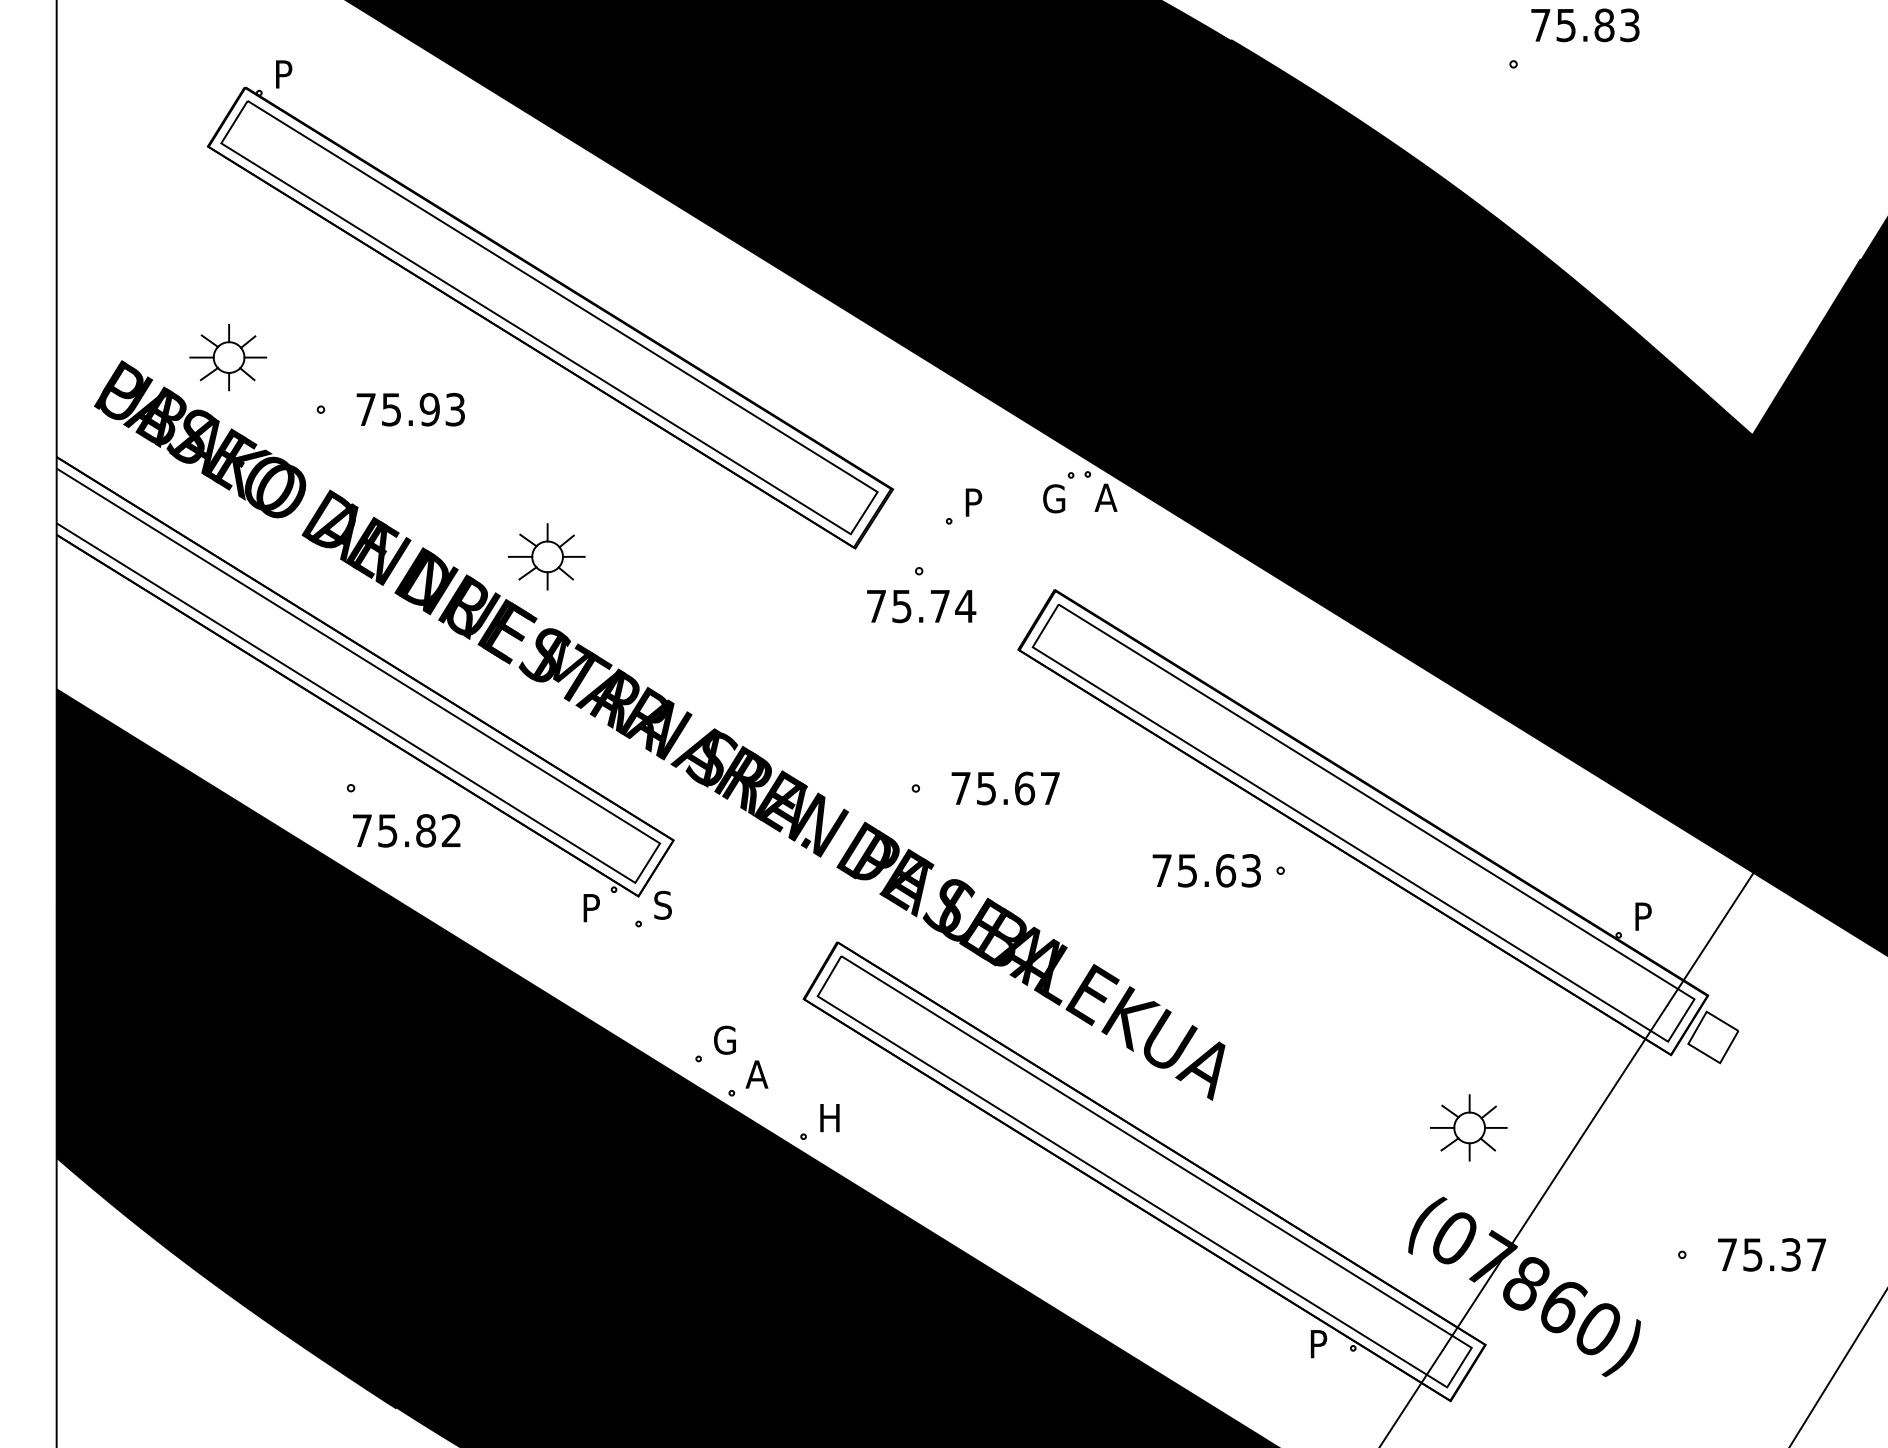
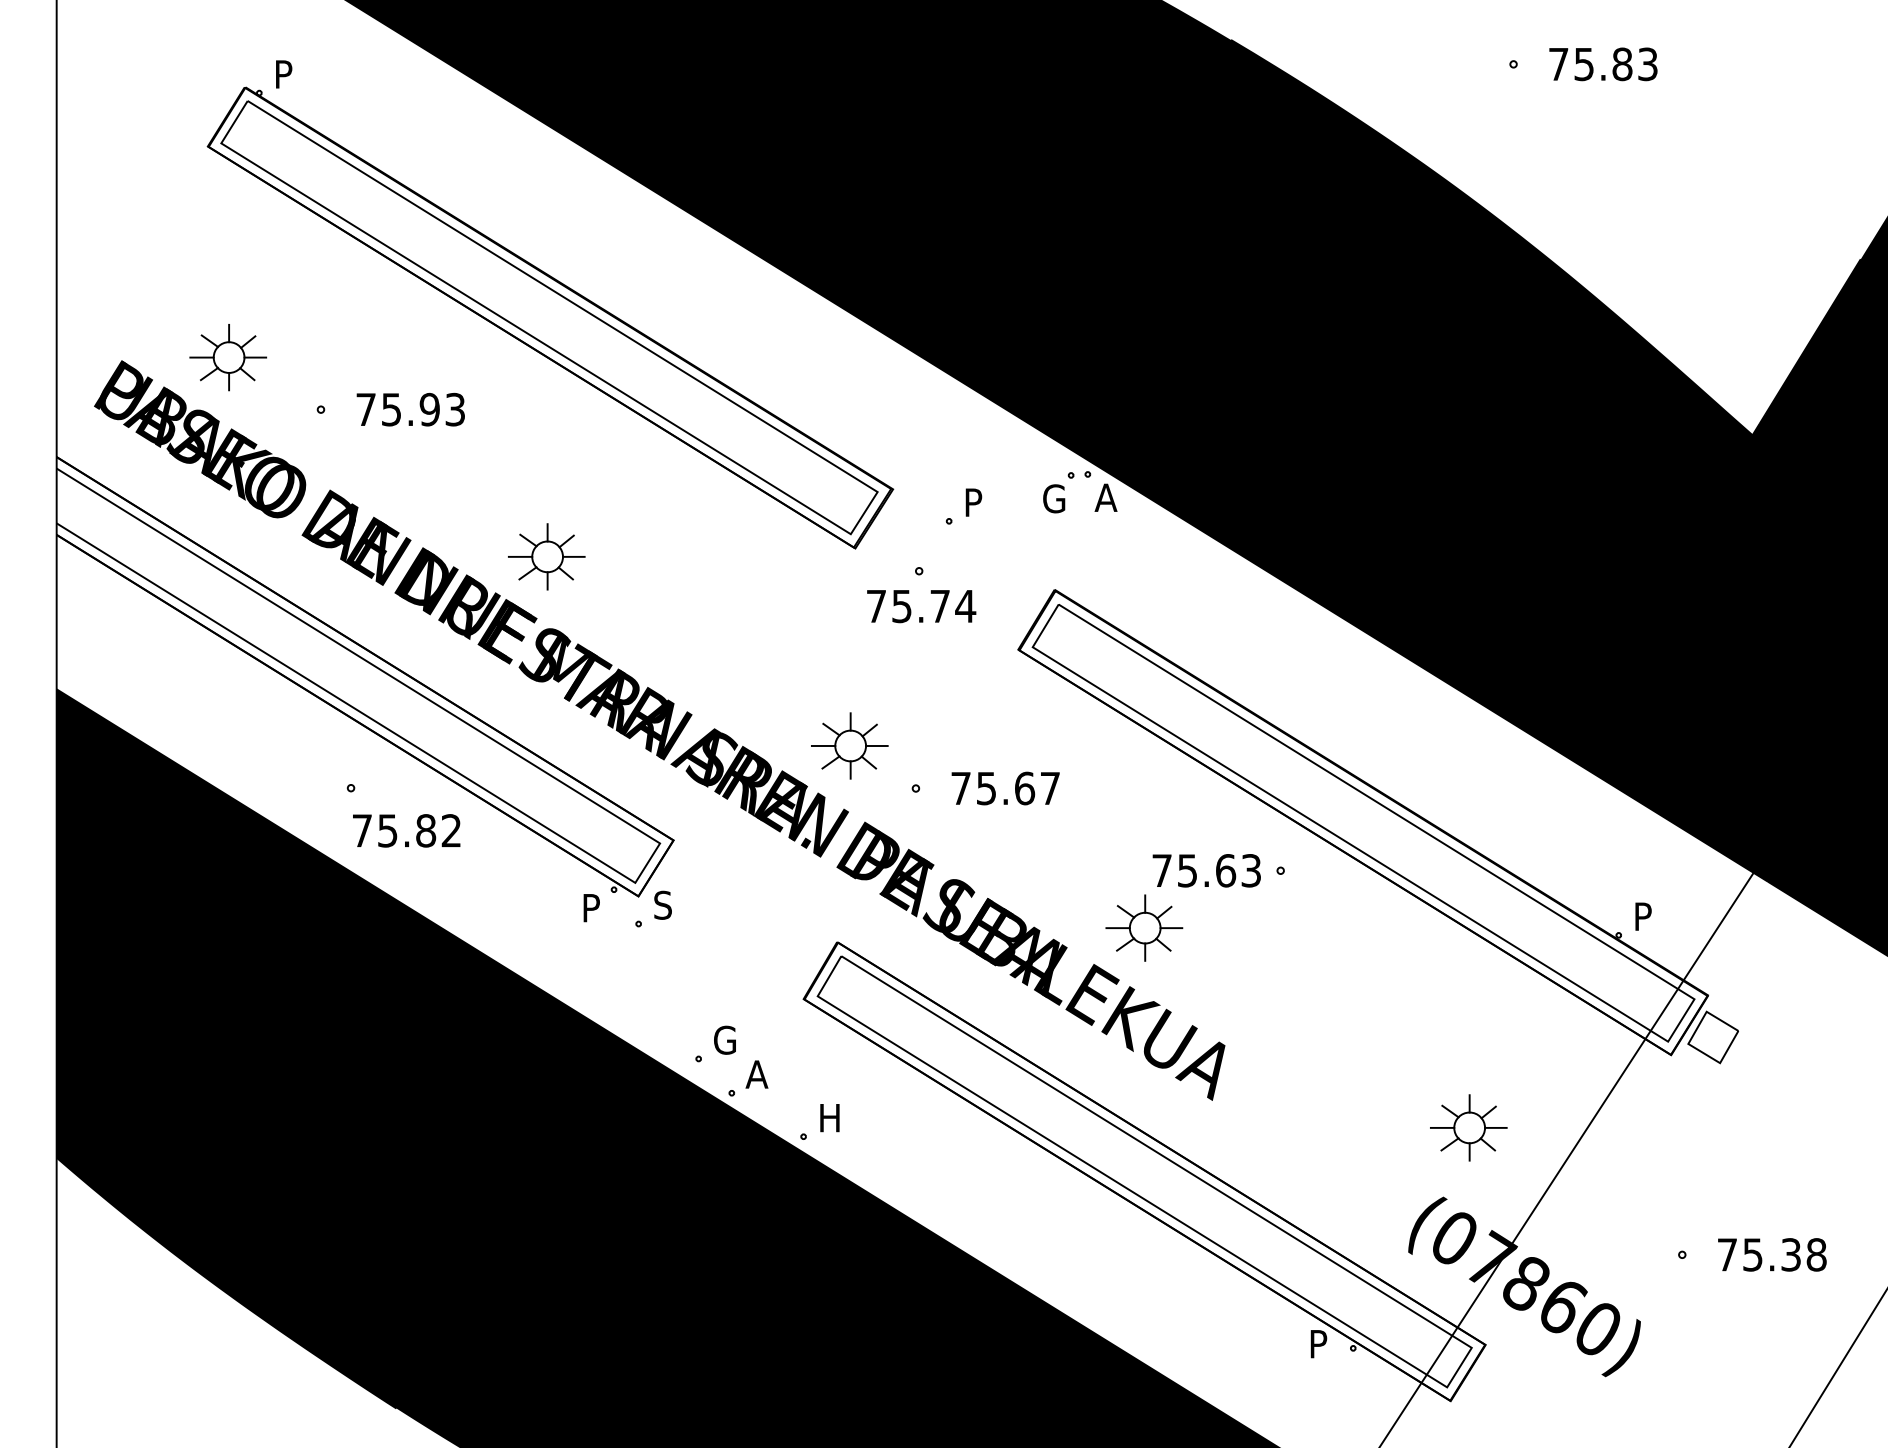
text position: (1585, 25) -> (1603, 64) (1603, 64)
part: none -> present (849, 745)
part: none -> present (1144, 927)
text: 75.37 -> 75.38 (1816, 1254)
